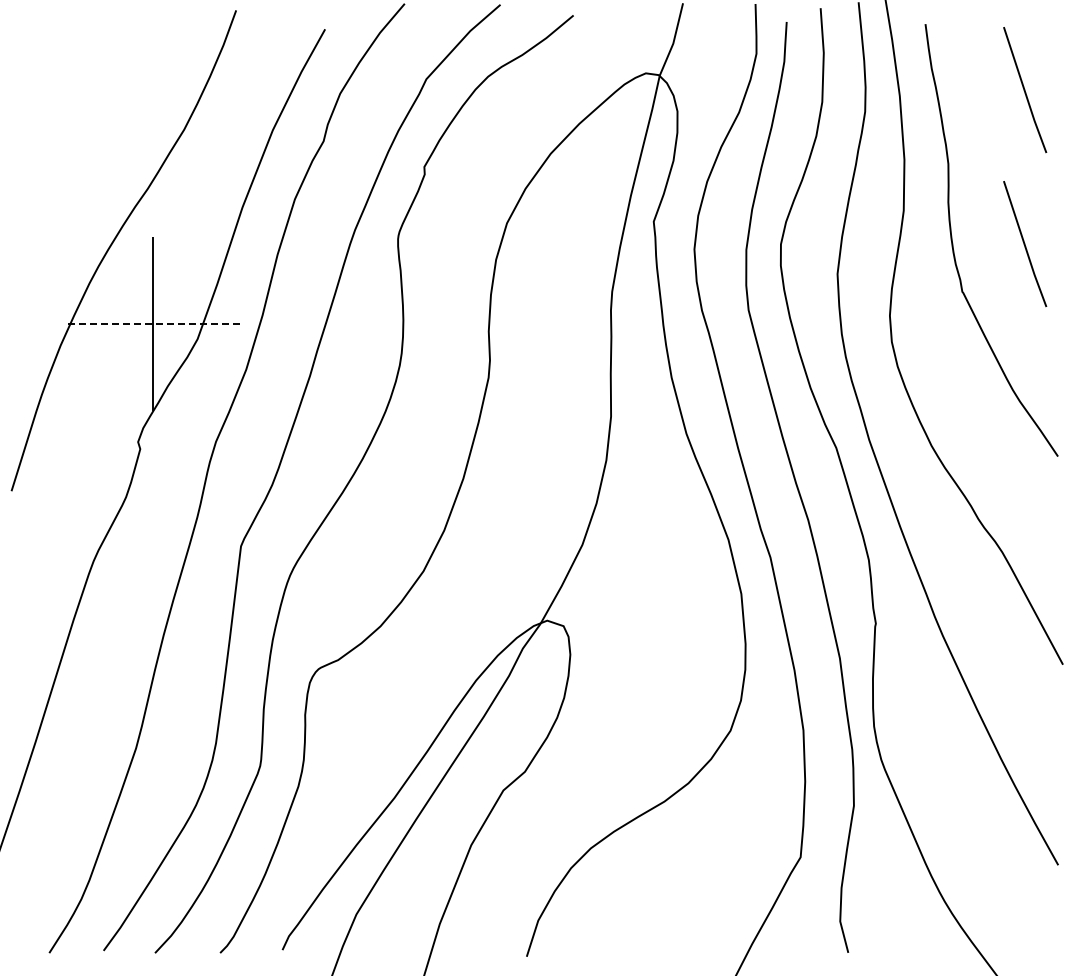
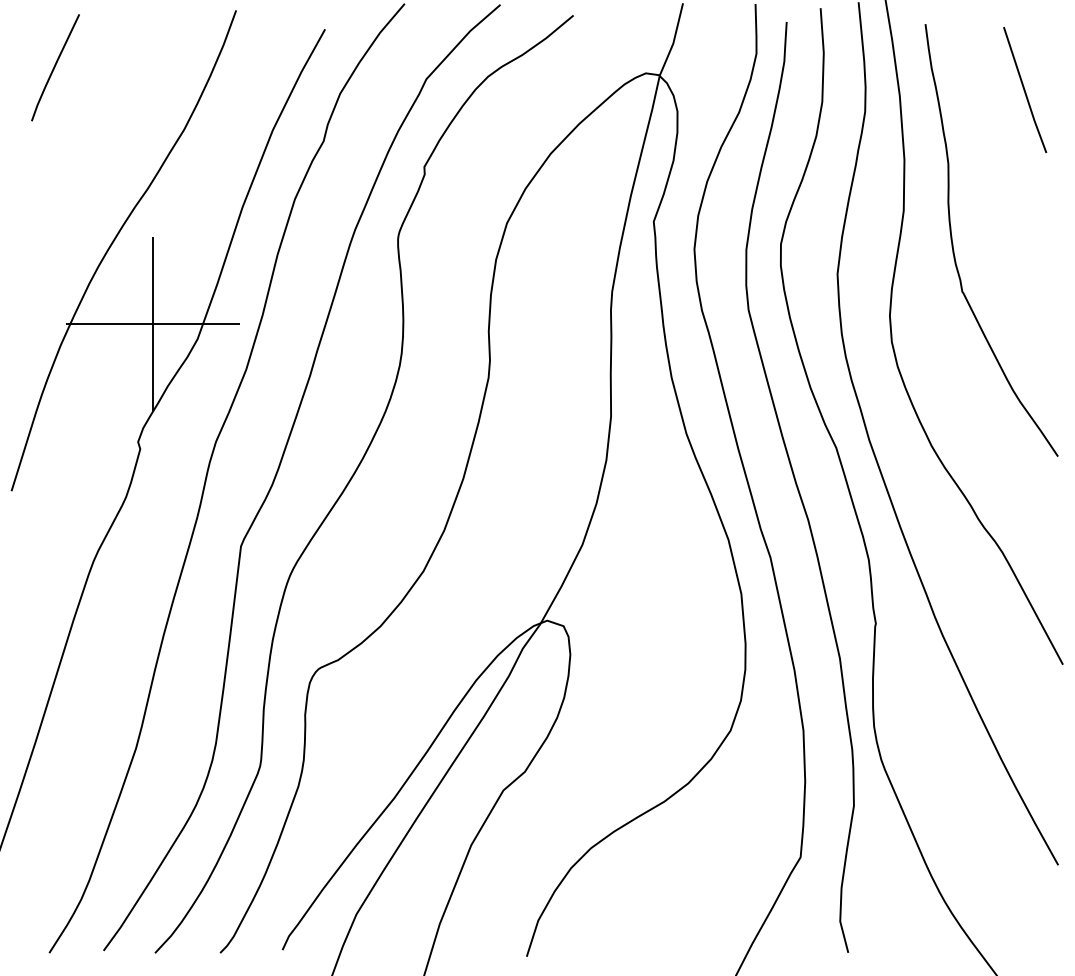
line: none -> present (55, 67)
line: present -> none (1025, 244)
line: dashed -> solid (152, 323)
